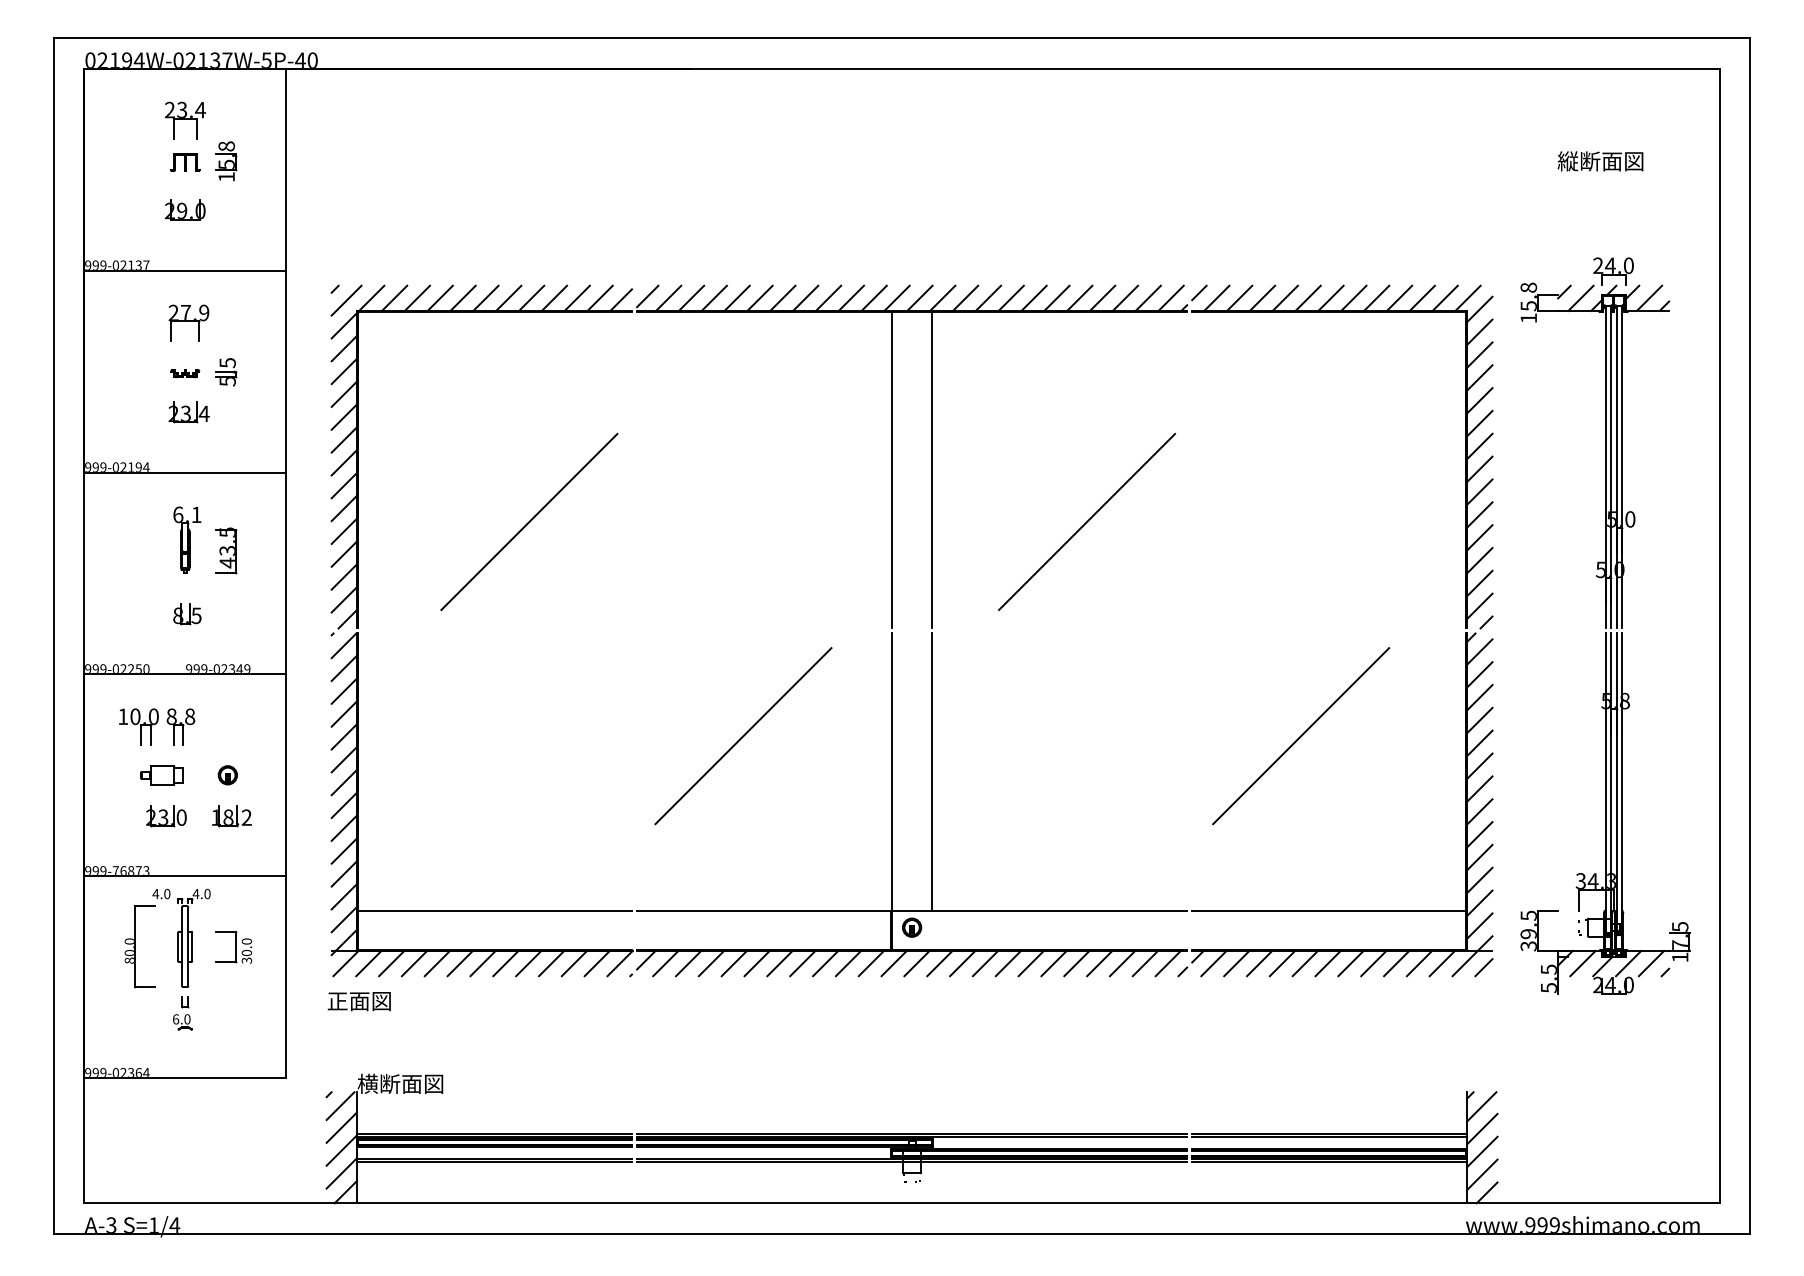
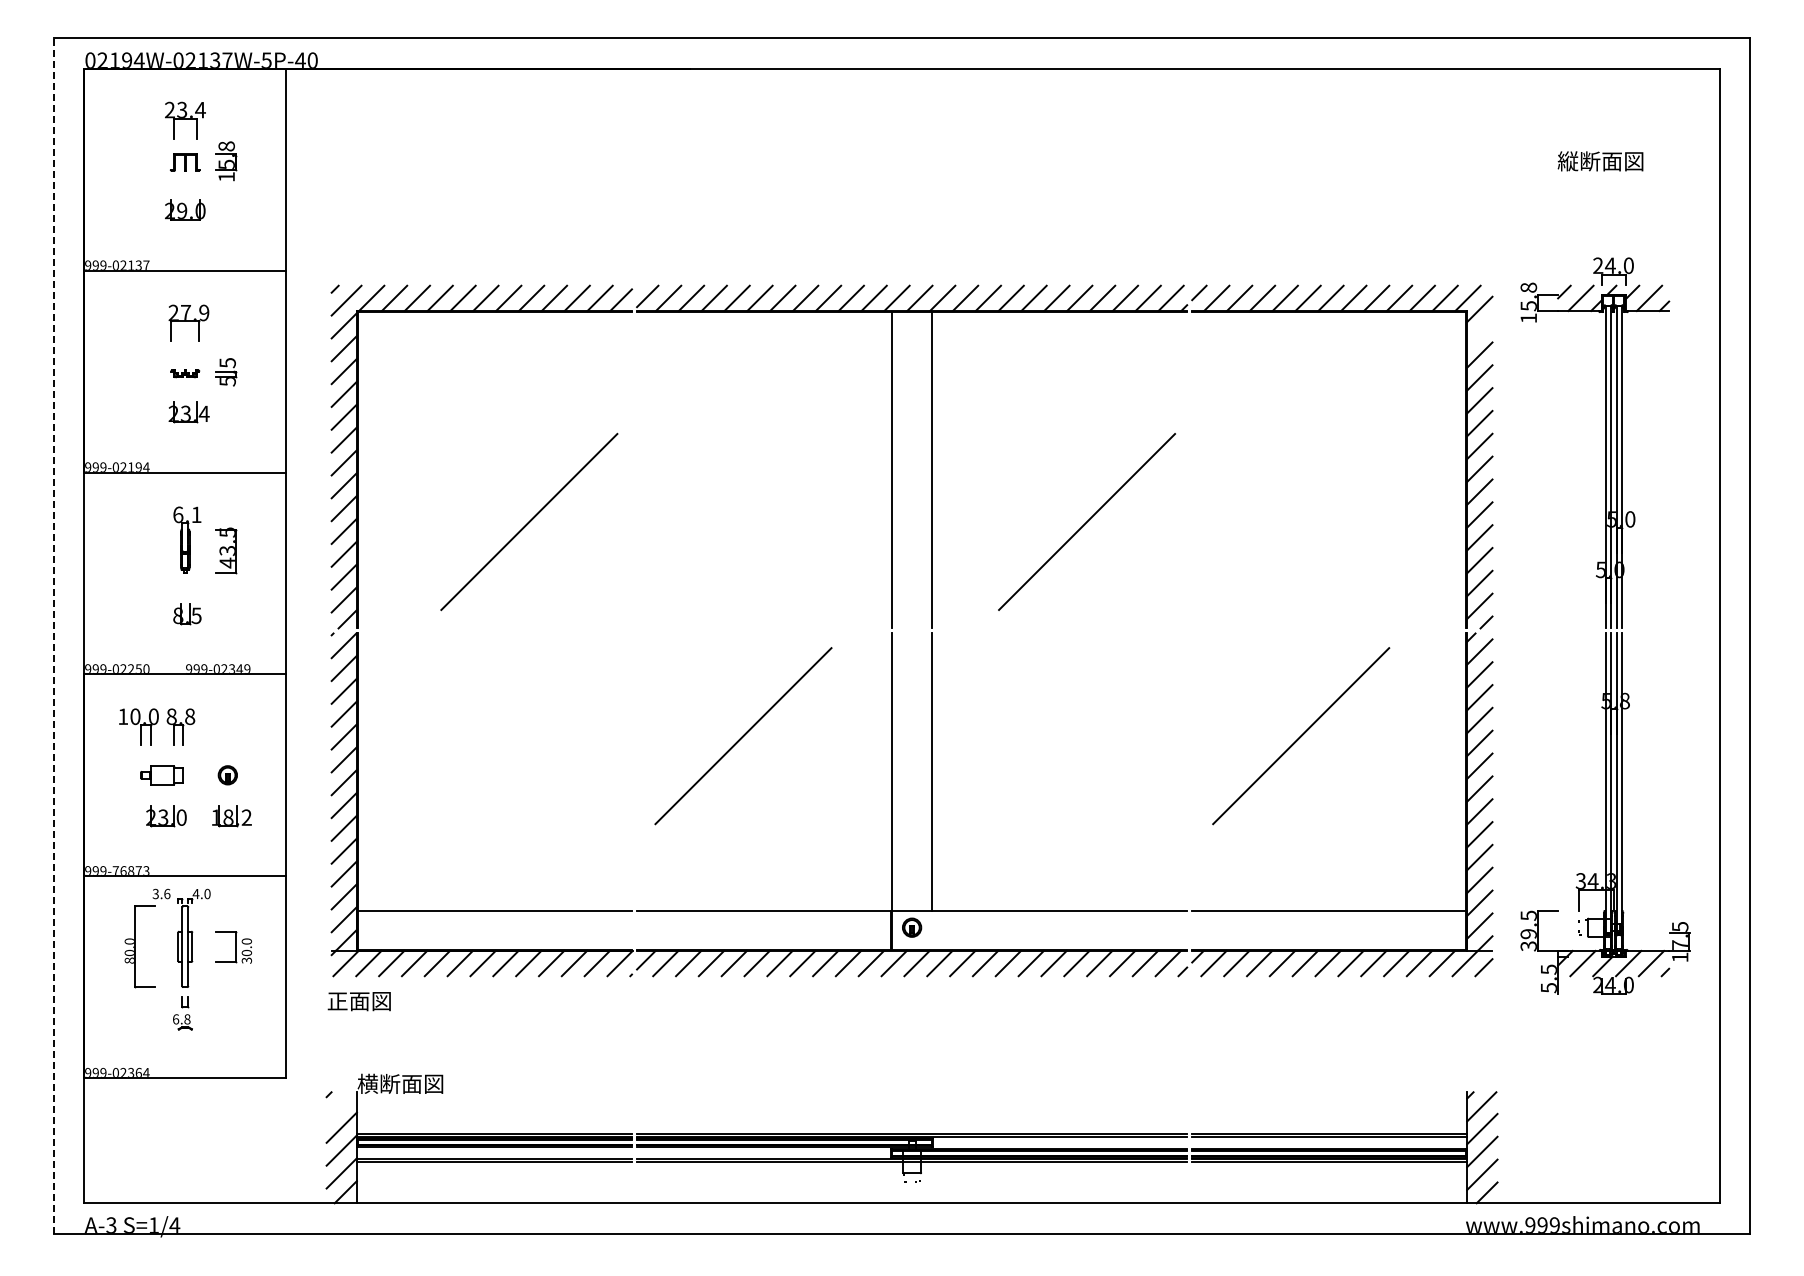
line: present -> none (1479, 331)
line: solid -> dashed (54, 636)
text: 4.0 -> 3.6 (161, 893)
text: 6.0 -> 6.8 (187, 1019)
line: present -> none (340, 1106)
